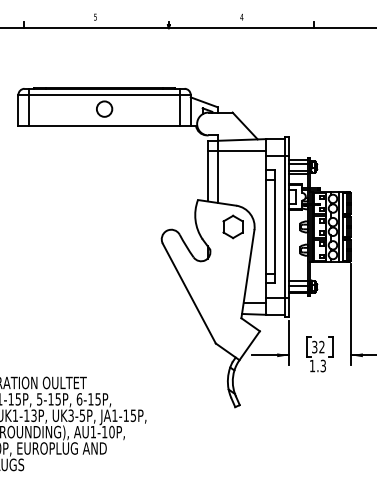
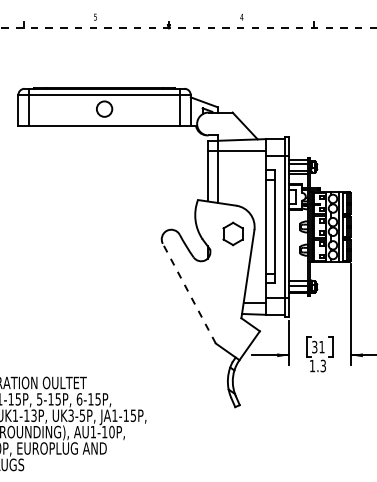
line: solid -> dashed (188, 28)
part position: (232, 226) -> (232, 233) (232, 233)
line: solid -> dashed (189, 293)
text: 32 -> 31 (321, 346)
